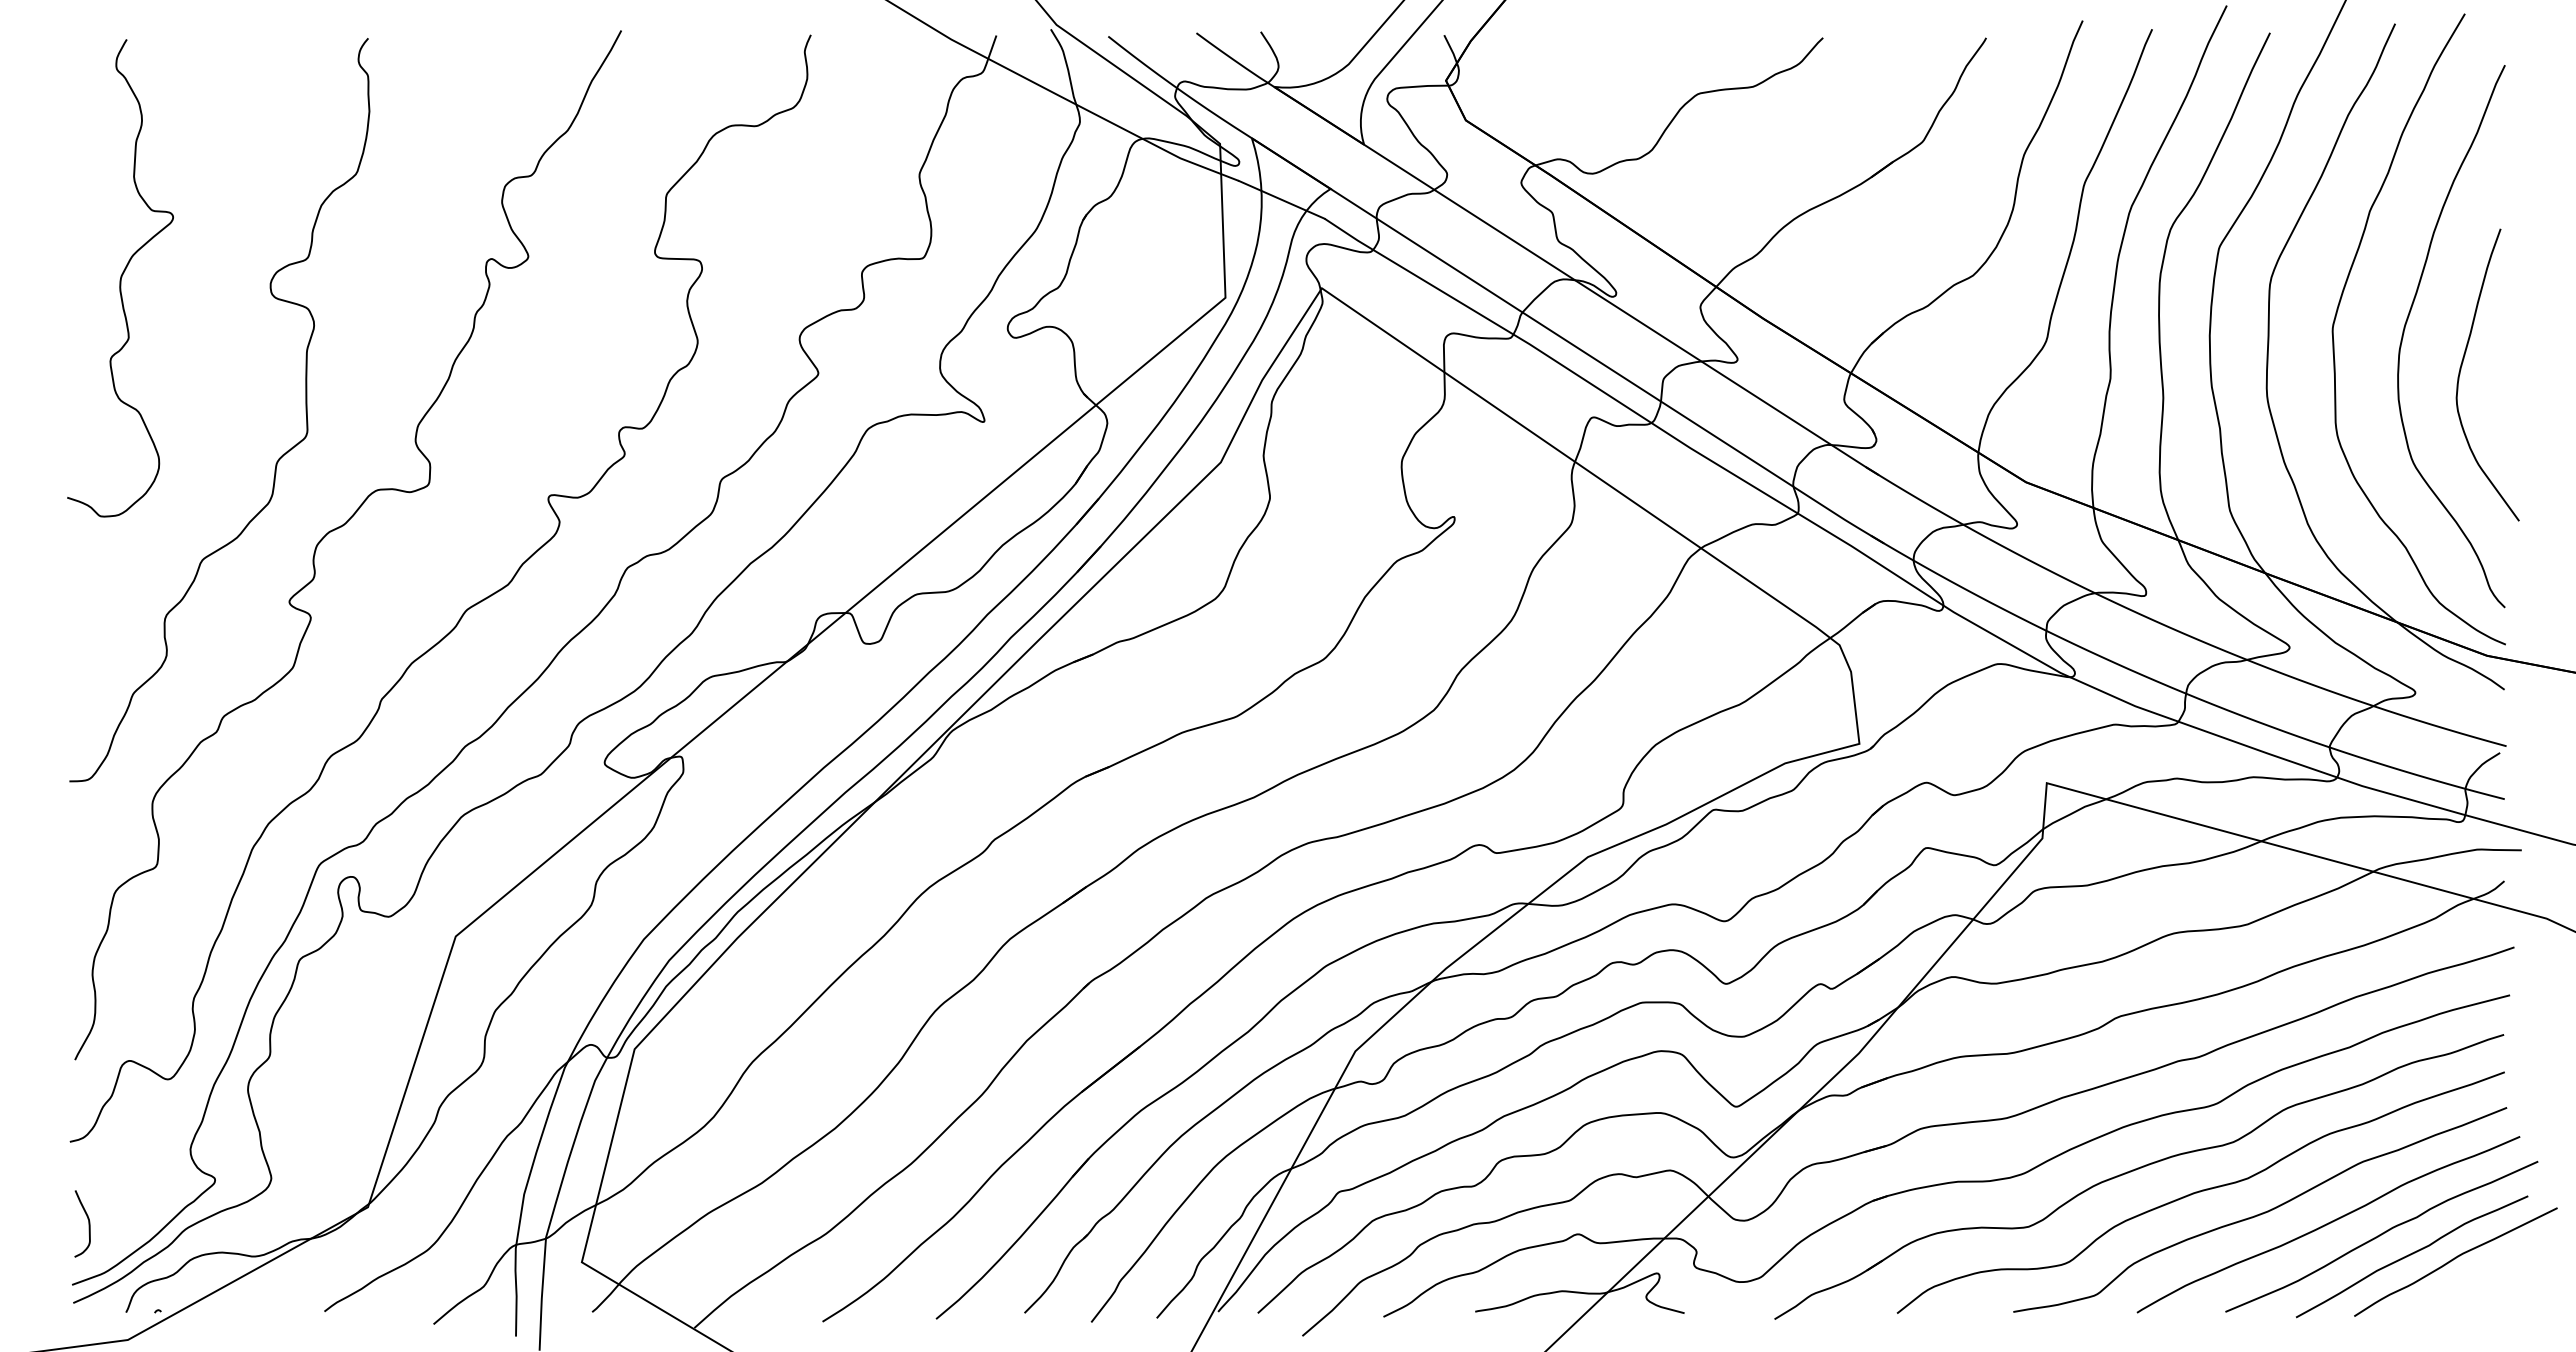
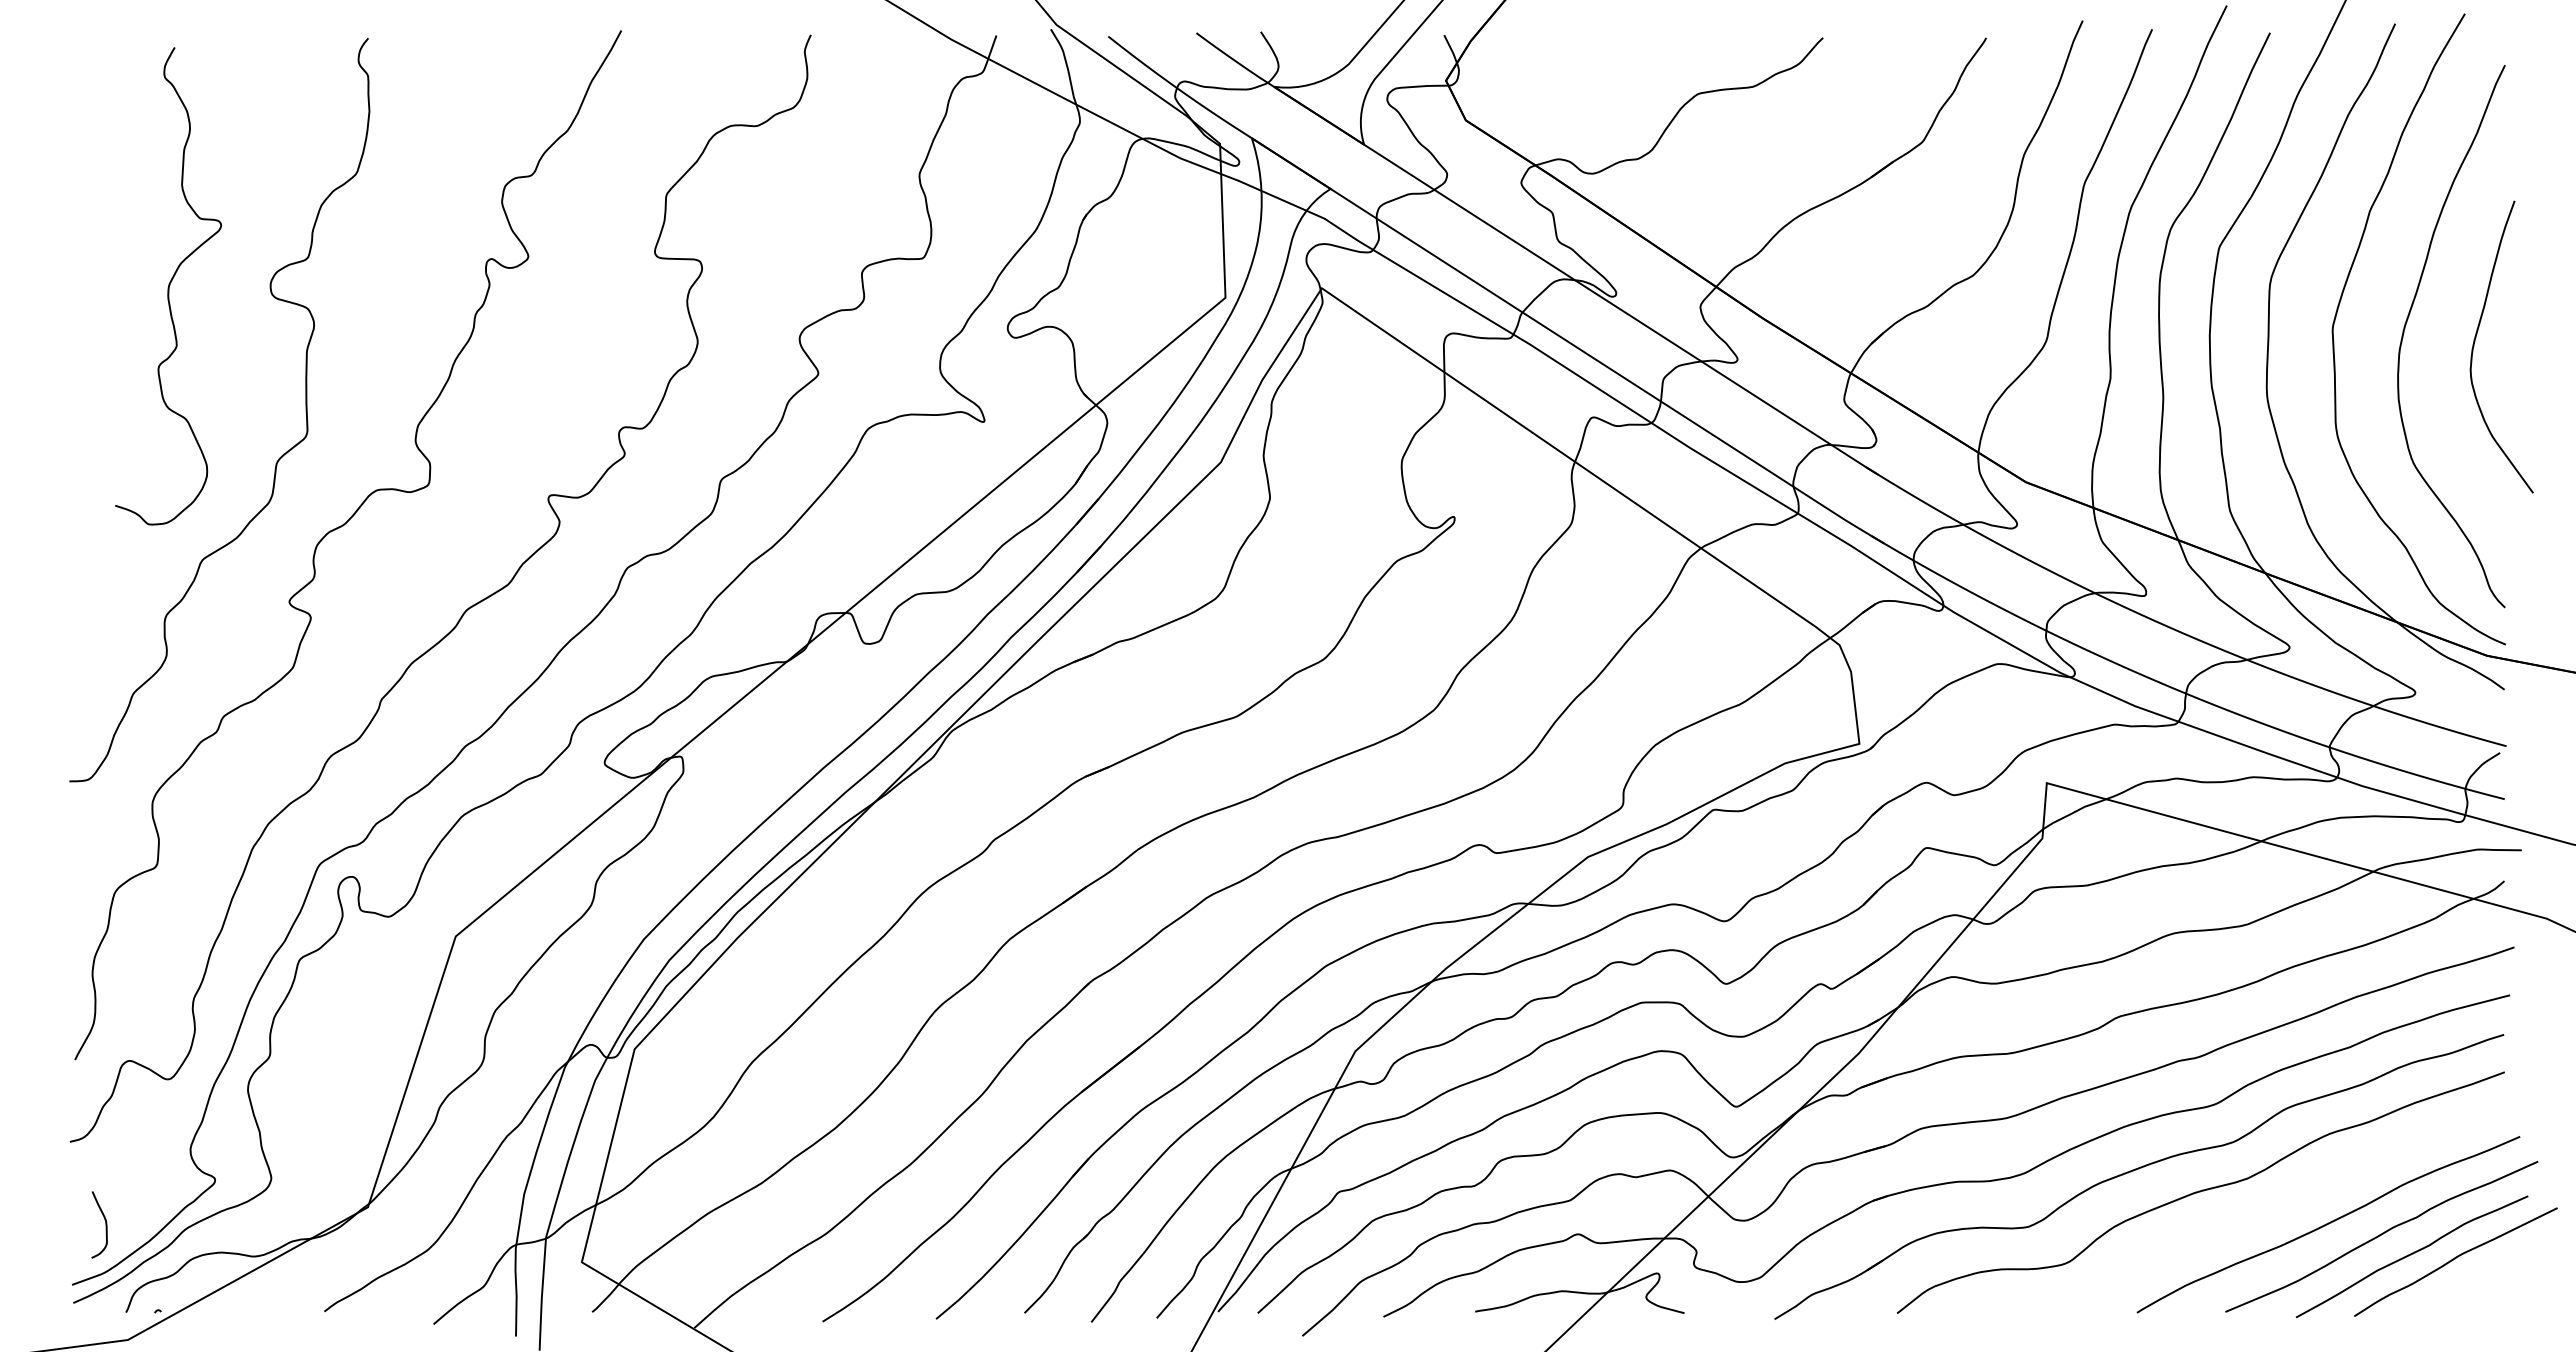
curve position: (120, 278) -> (168, 286) (168, 286)
curve position: (2461, 369) -> (2475, 341) (2475, 341)
curve: present -> none (2262, 1212)
curve position: (88, 1223) -> (105, 1224) (105, 1224)
